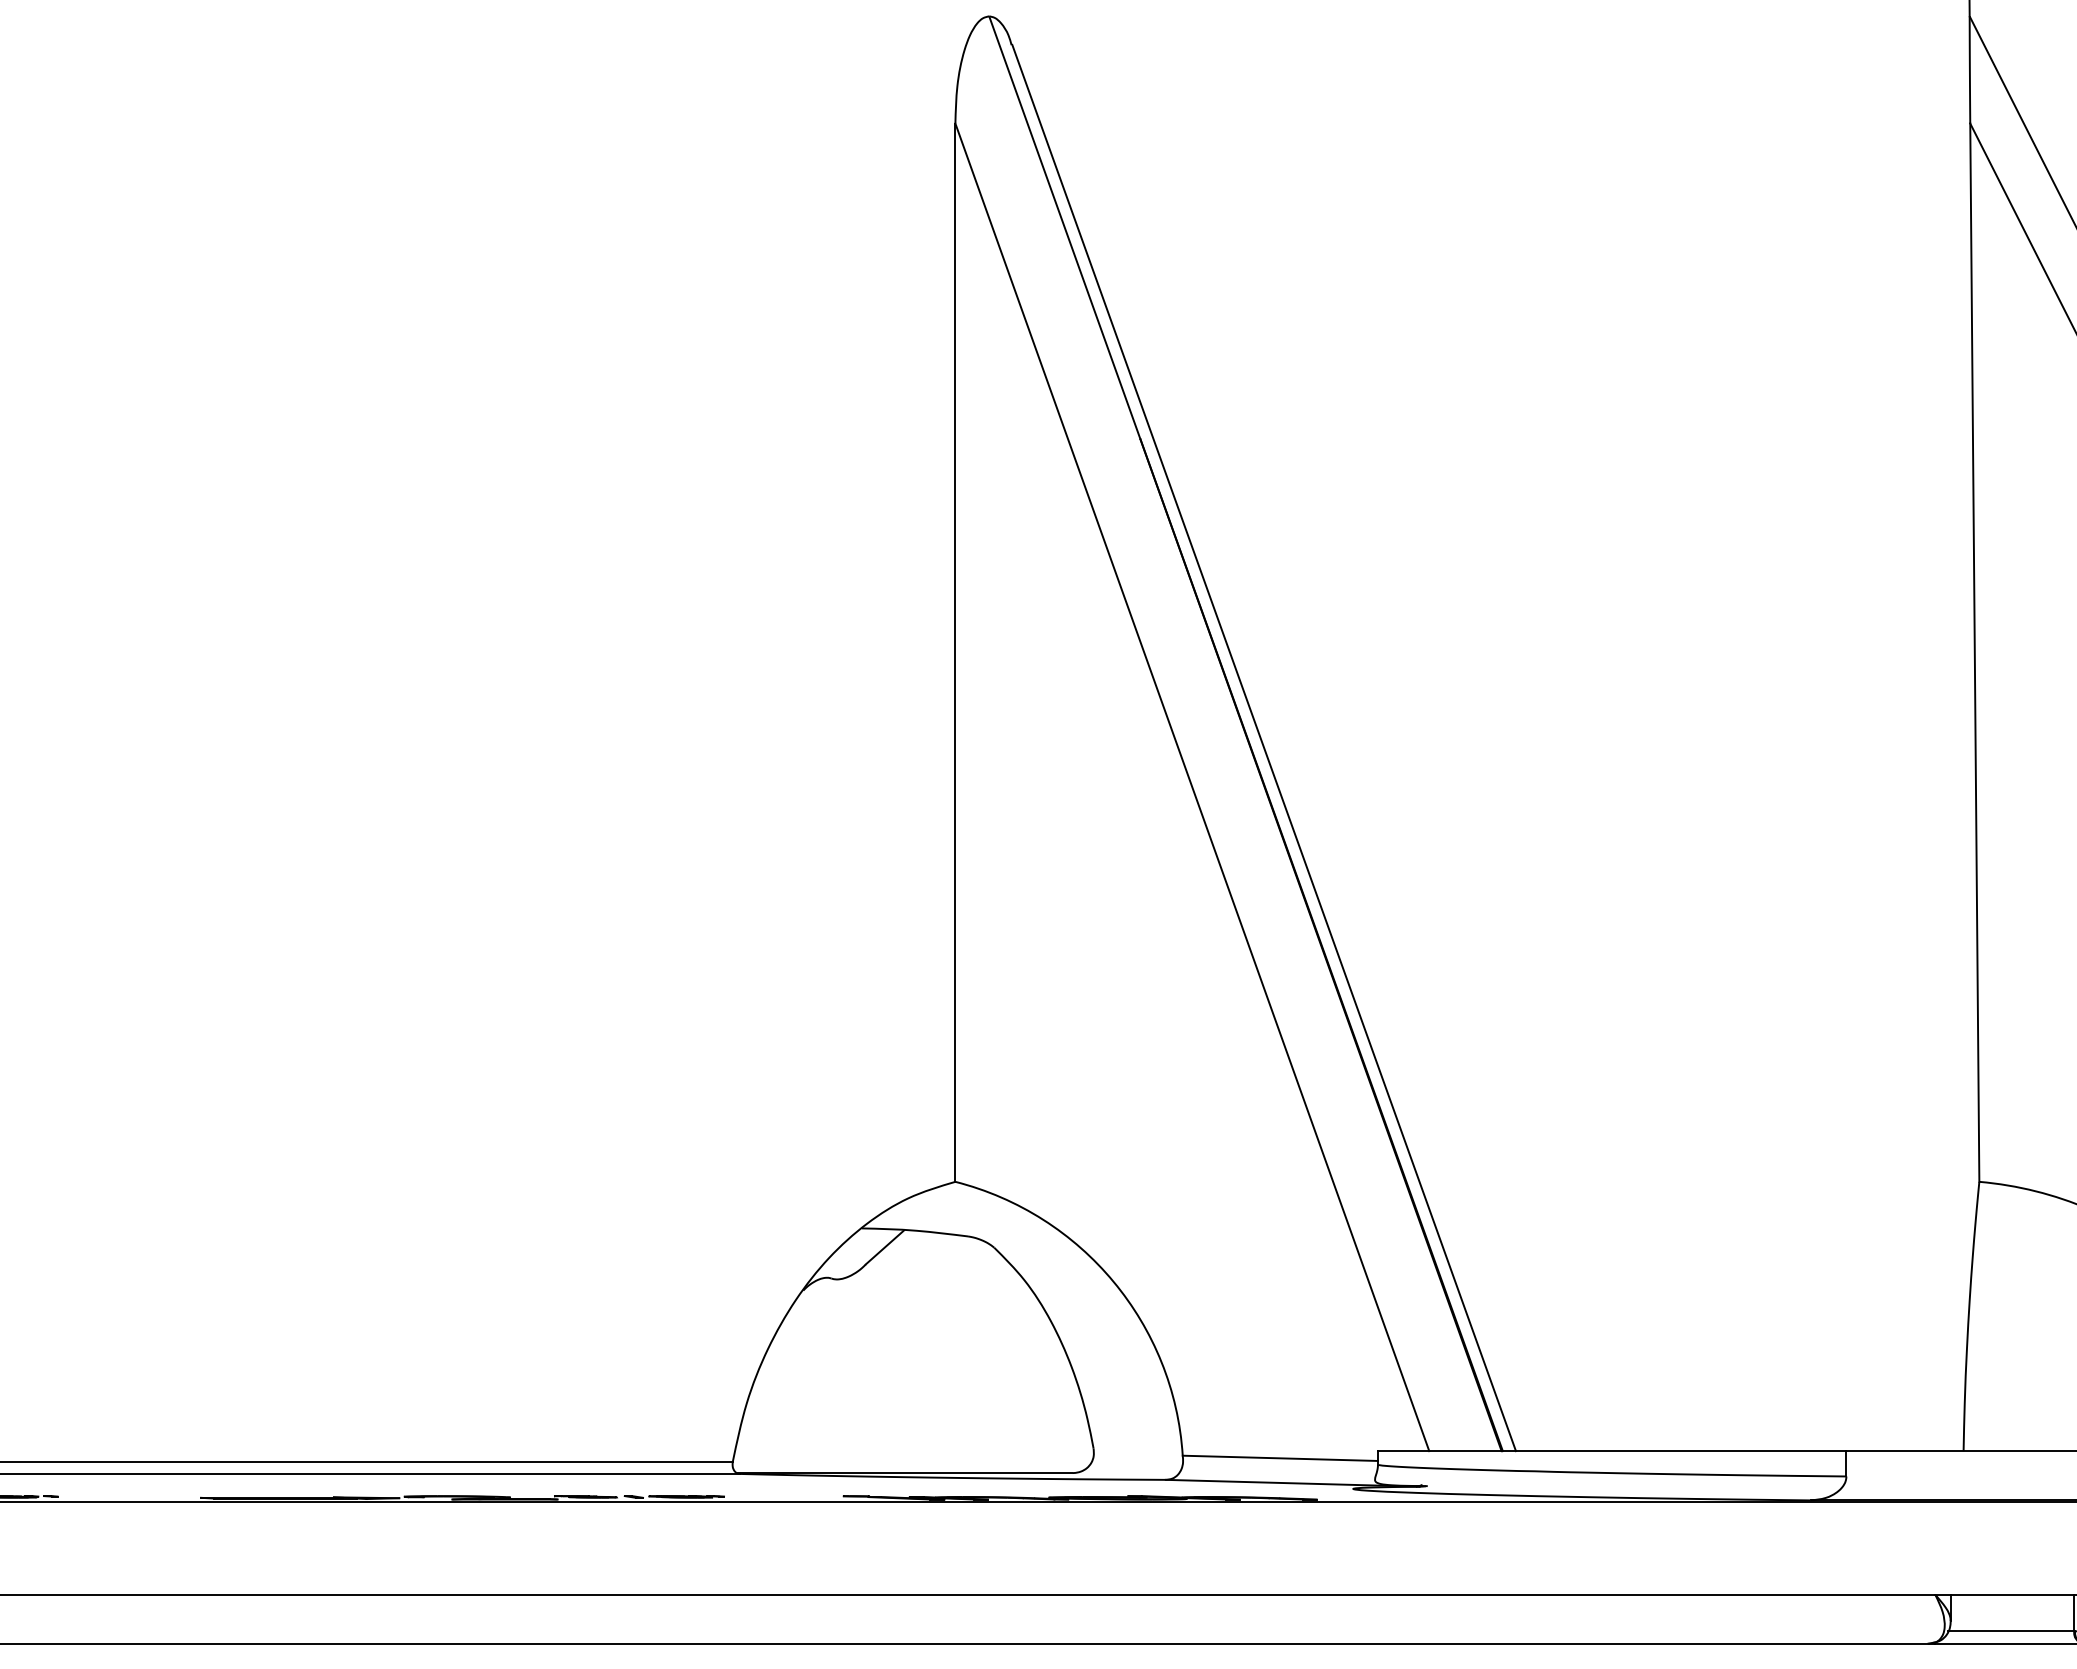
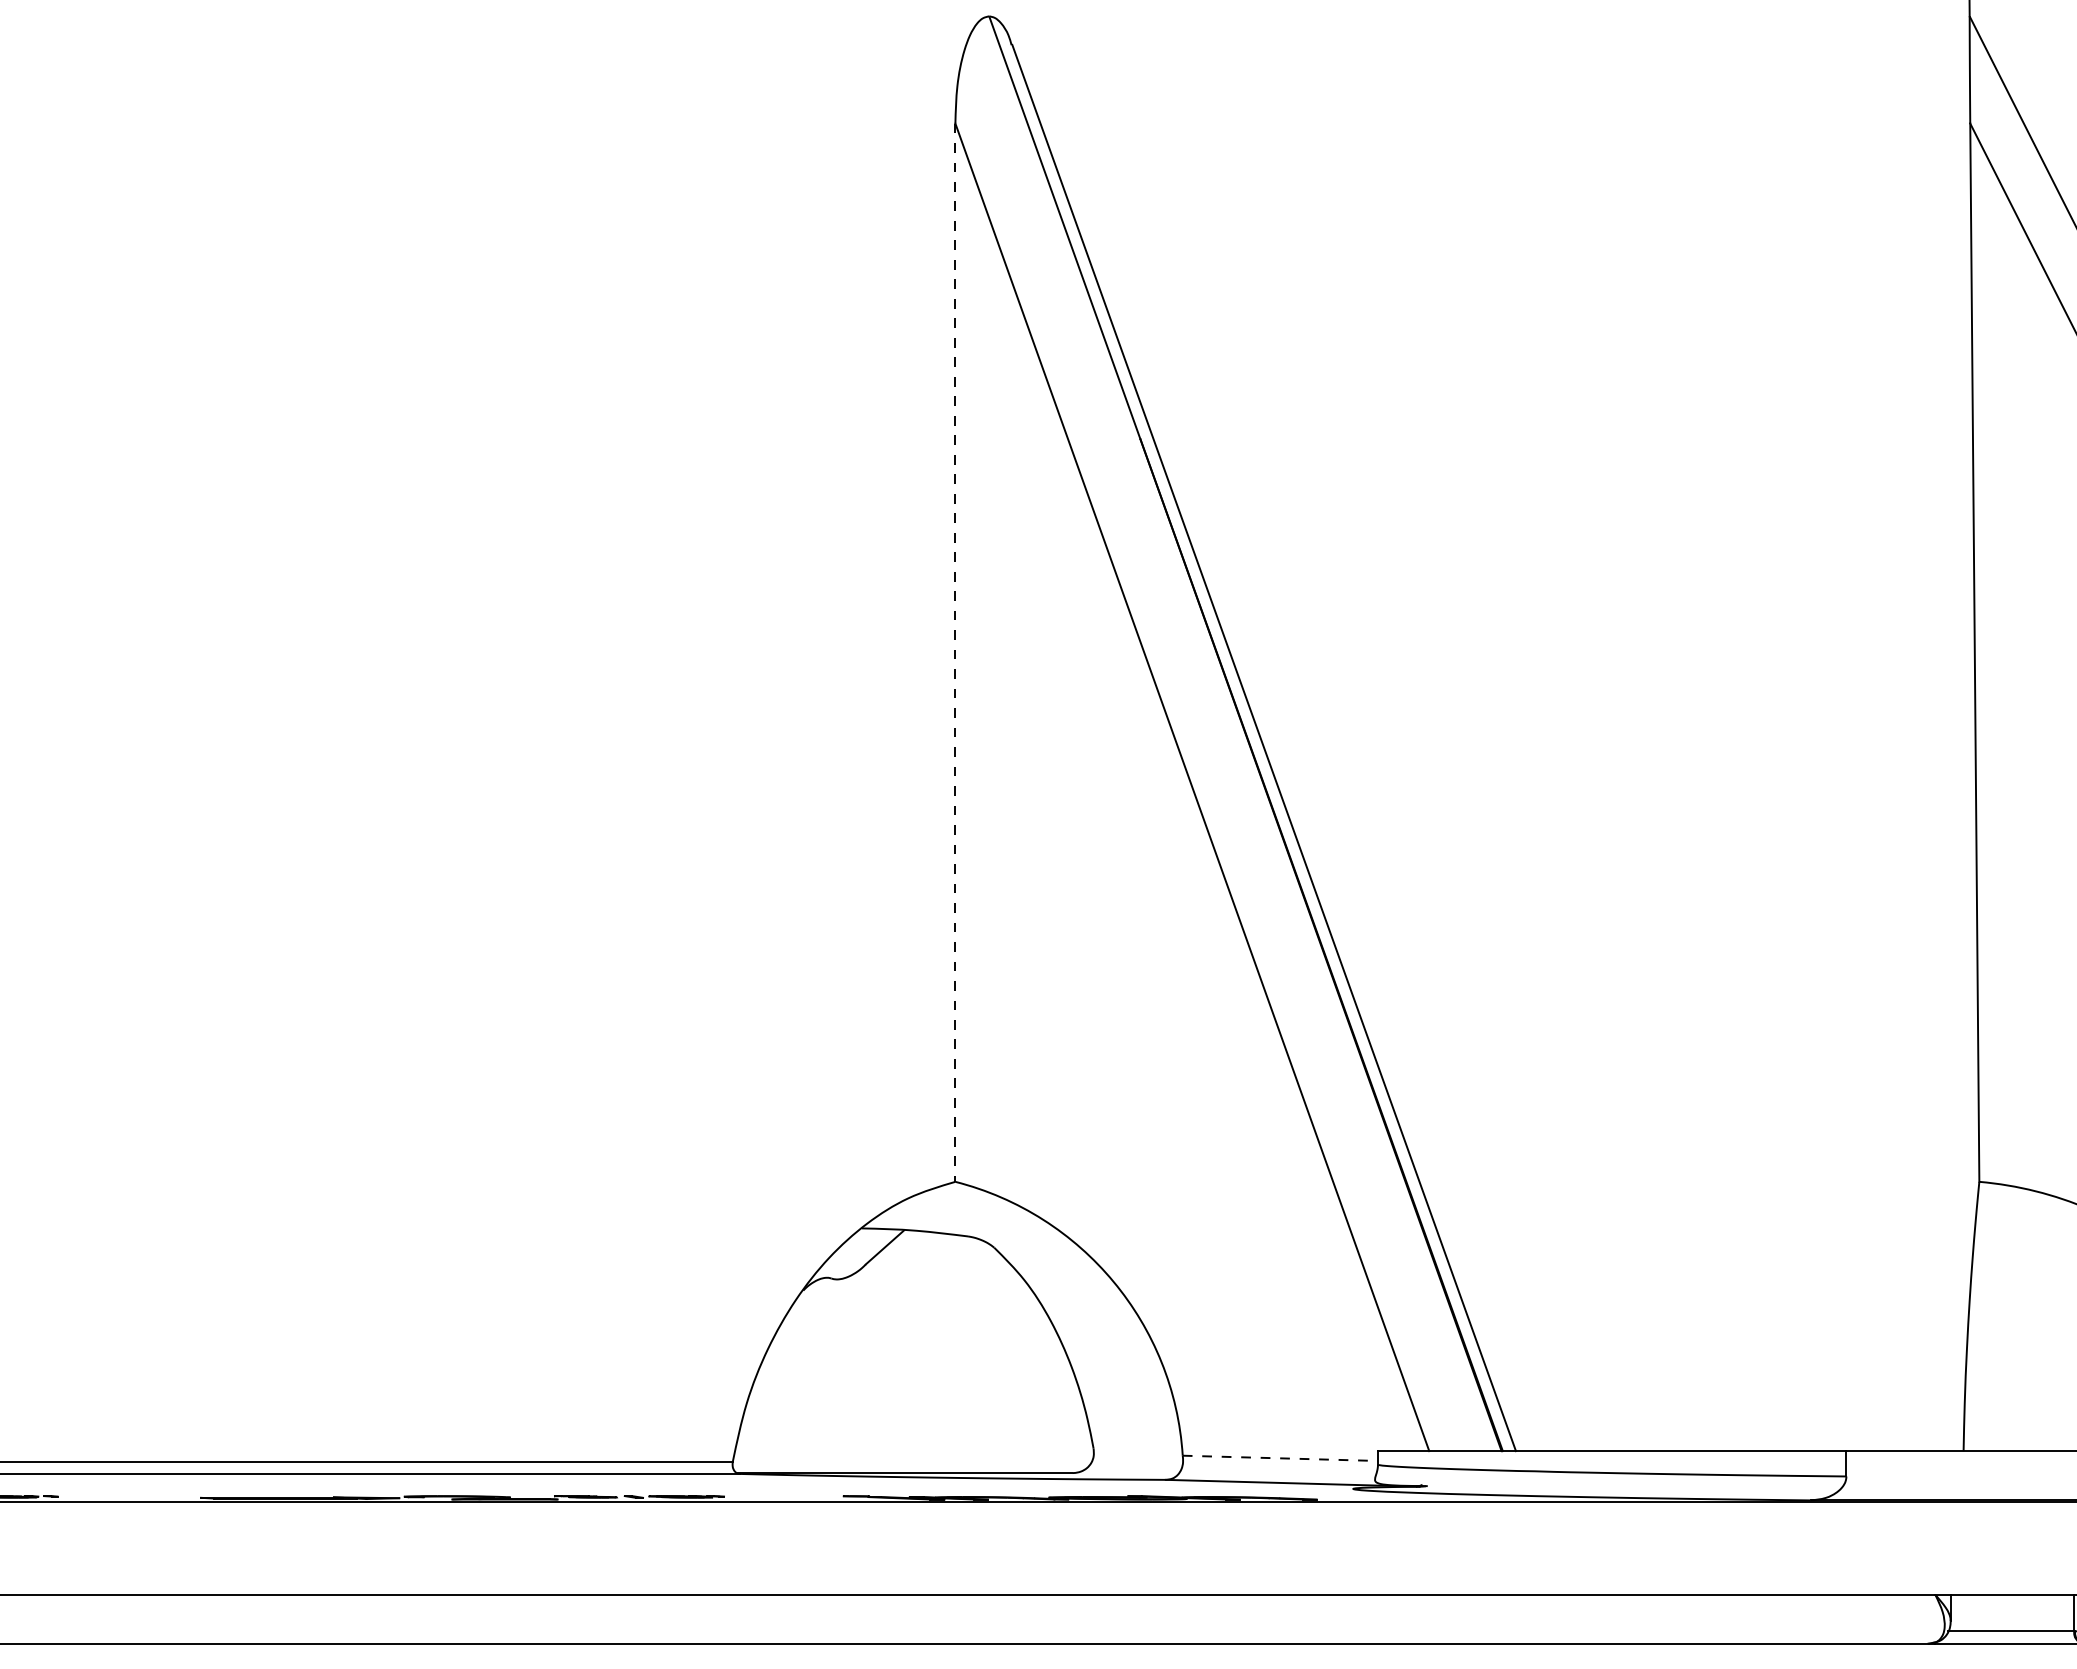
line: solid -> dashed (955, 653)
line: solid -> dashed (1280, 1458)
